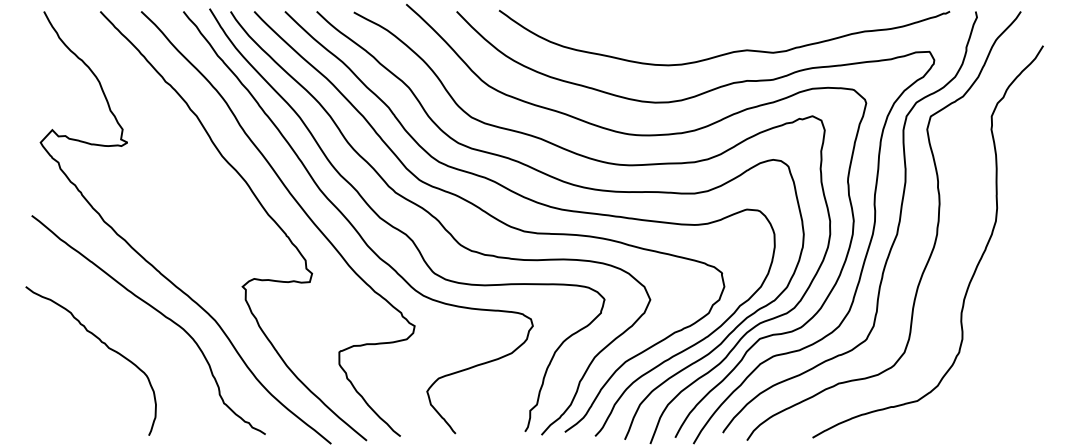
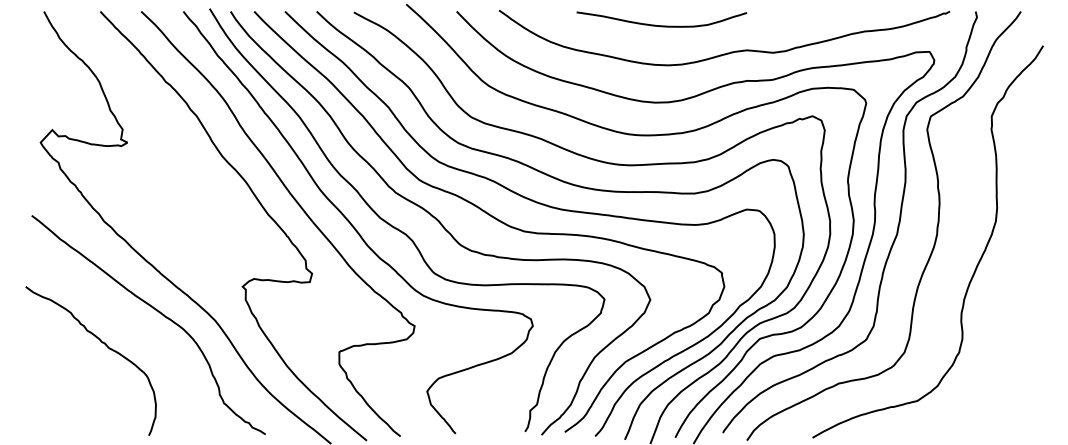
curve: none -> present (661, 25)
